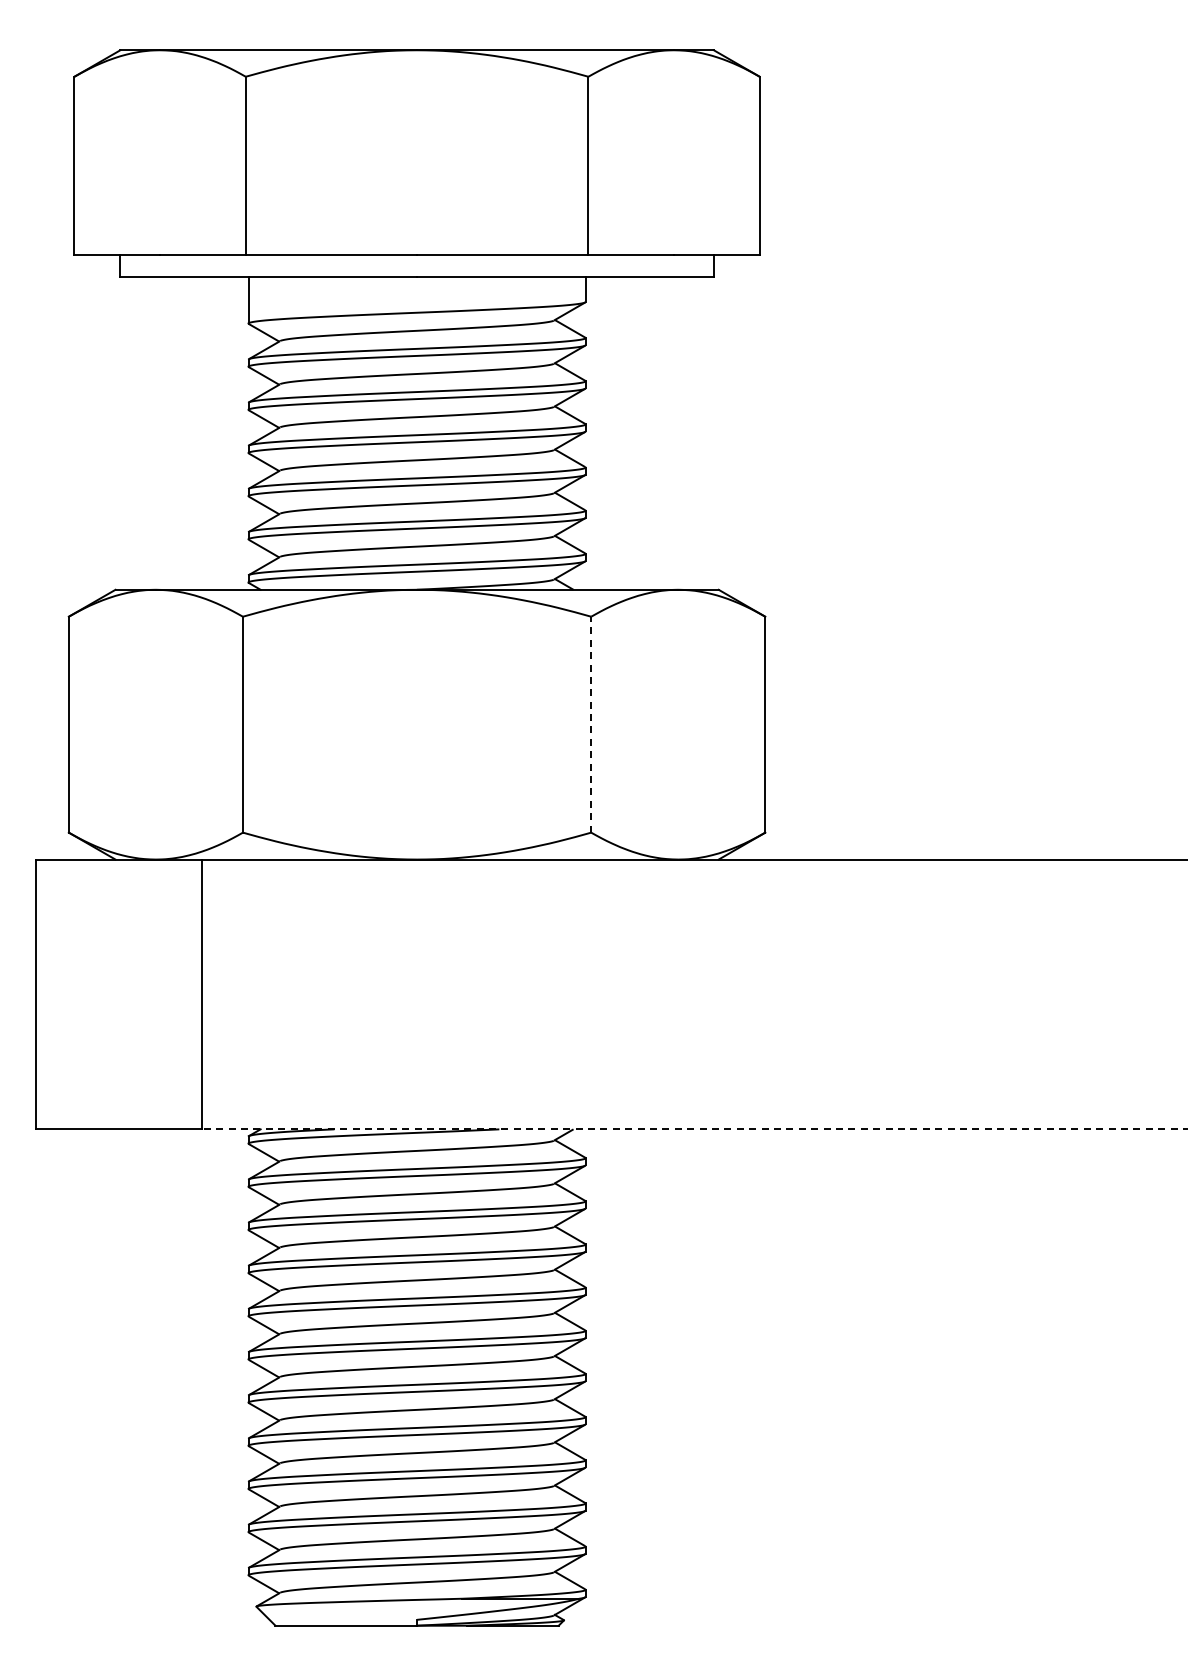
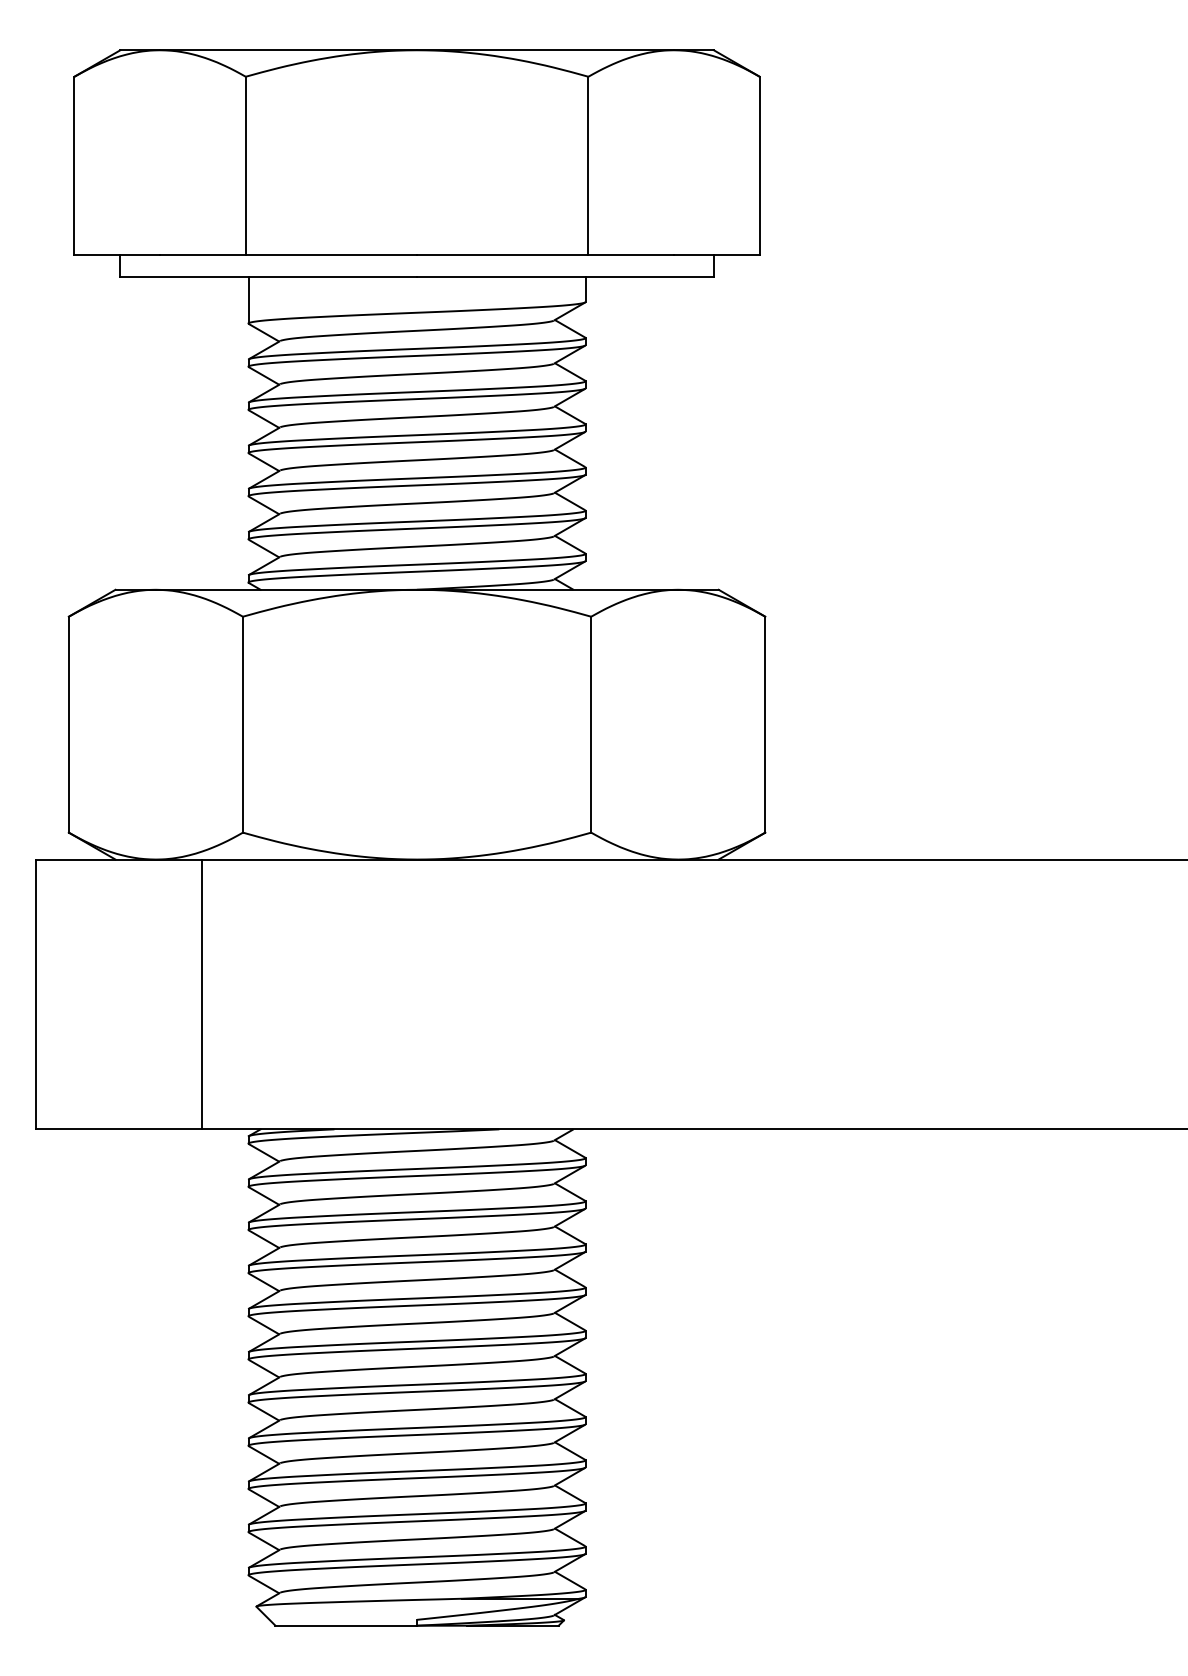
line: dashed -> solid (591, 724)
line: dashed -> solid (695, 1129)
